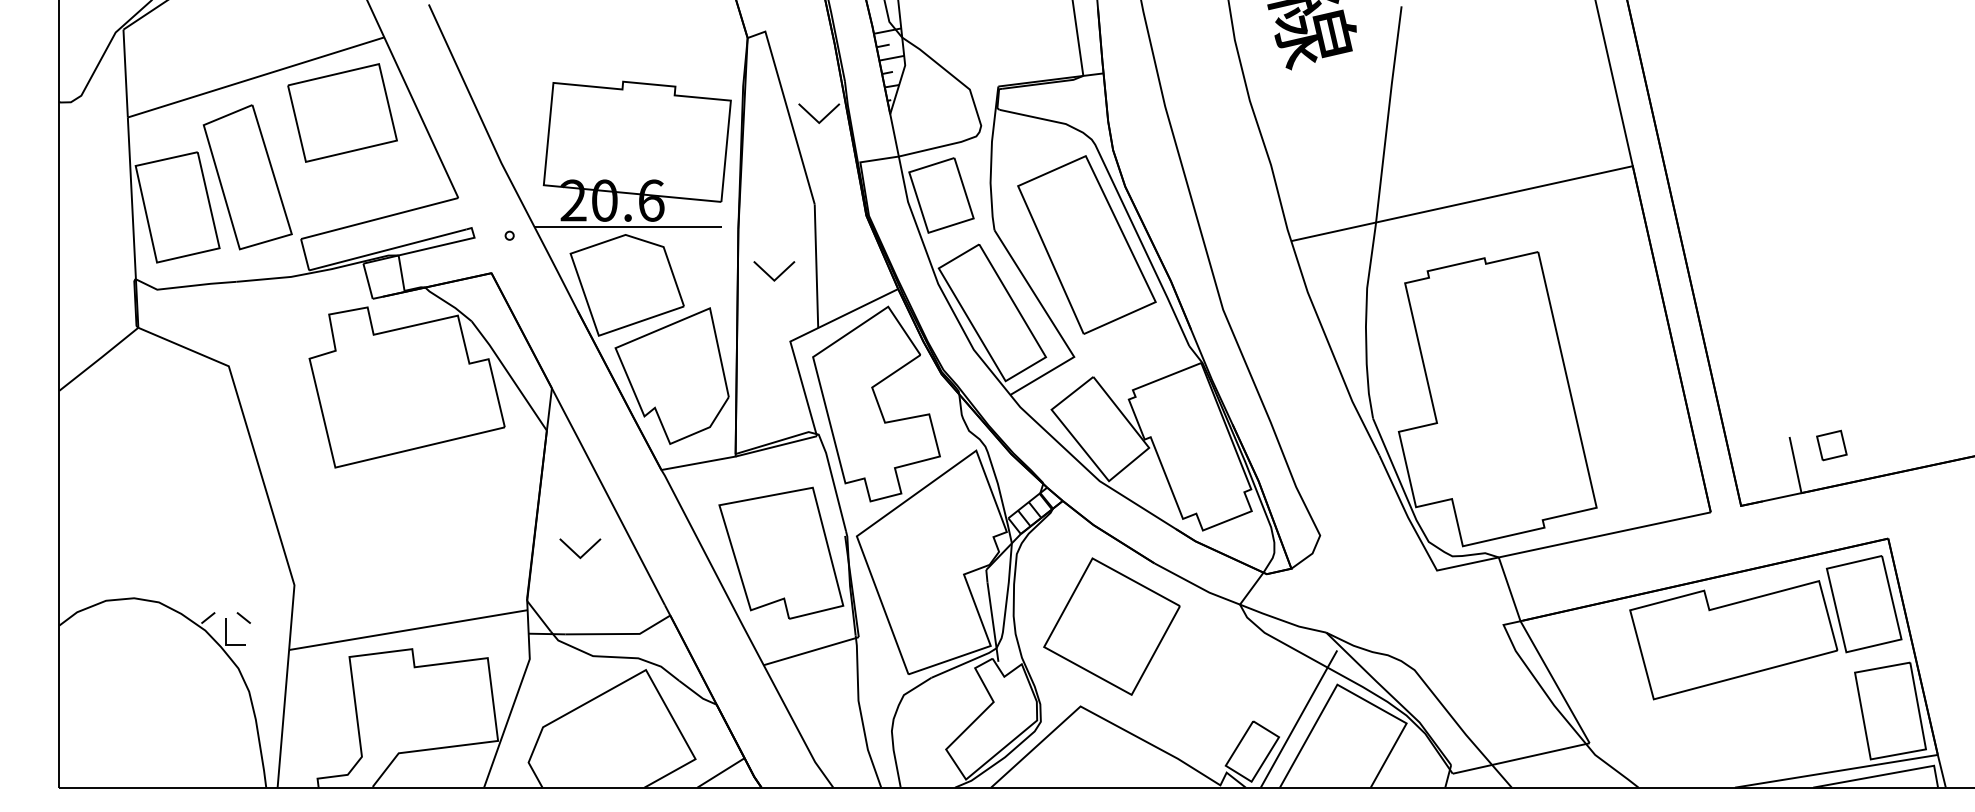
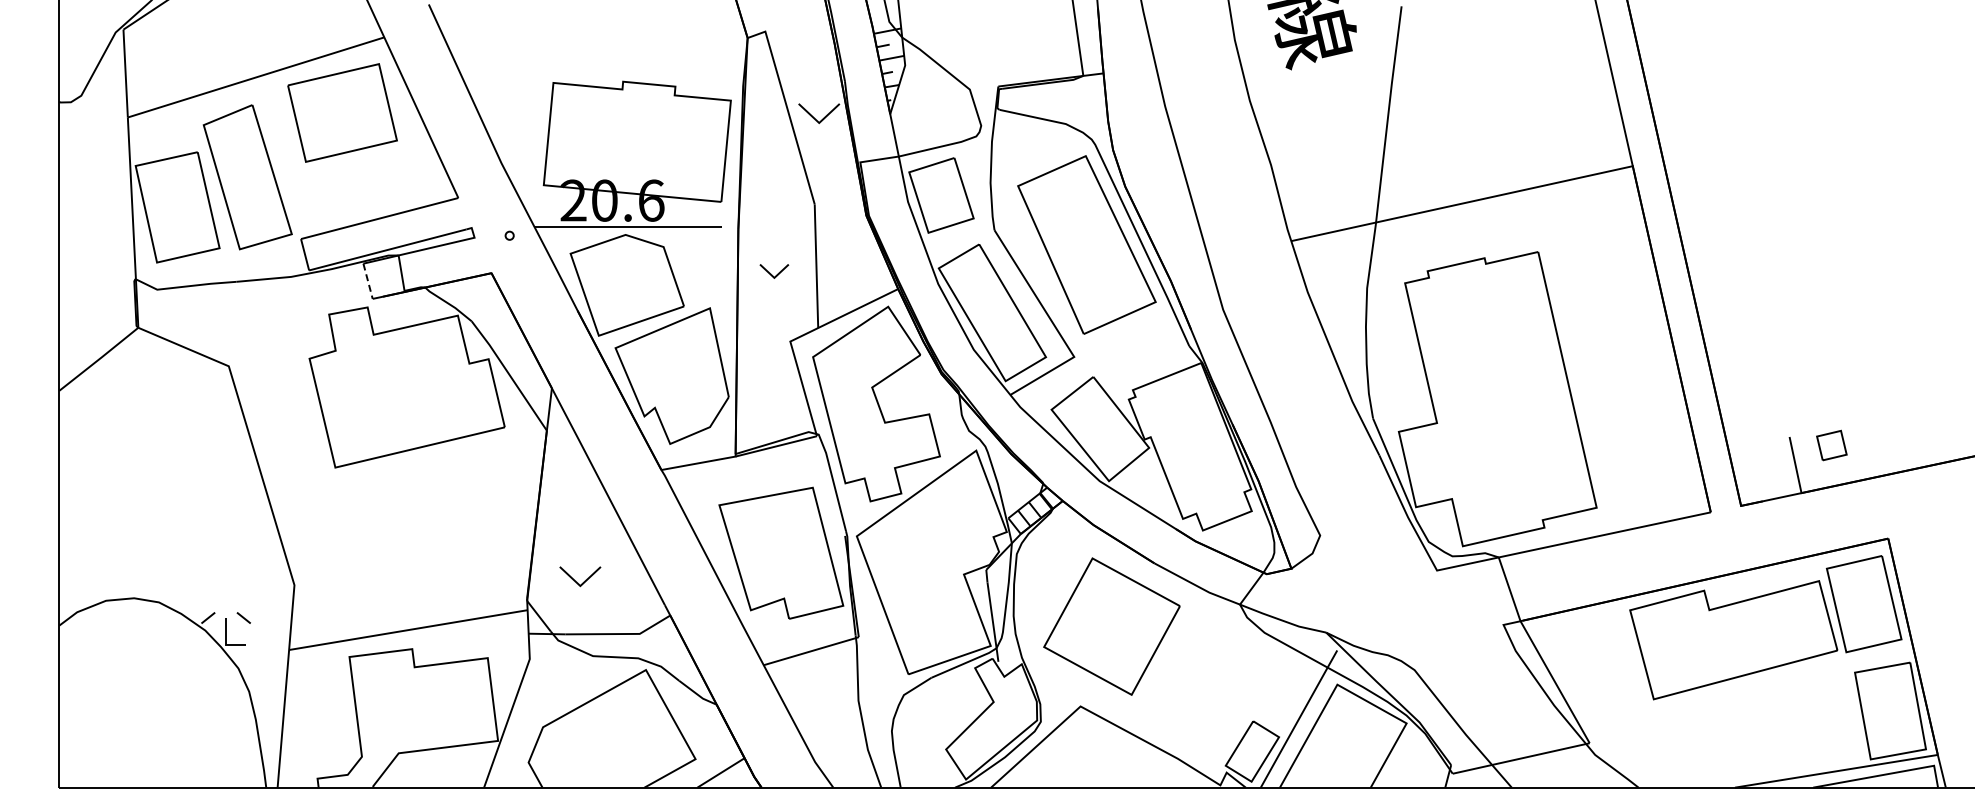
part size: 43x21 px -> 31x15 px (774, 271)
line: solid -> dashed (368, 281)
part position: (580, 548) -> (580, 576) (580, 576)
